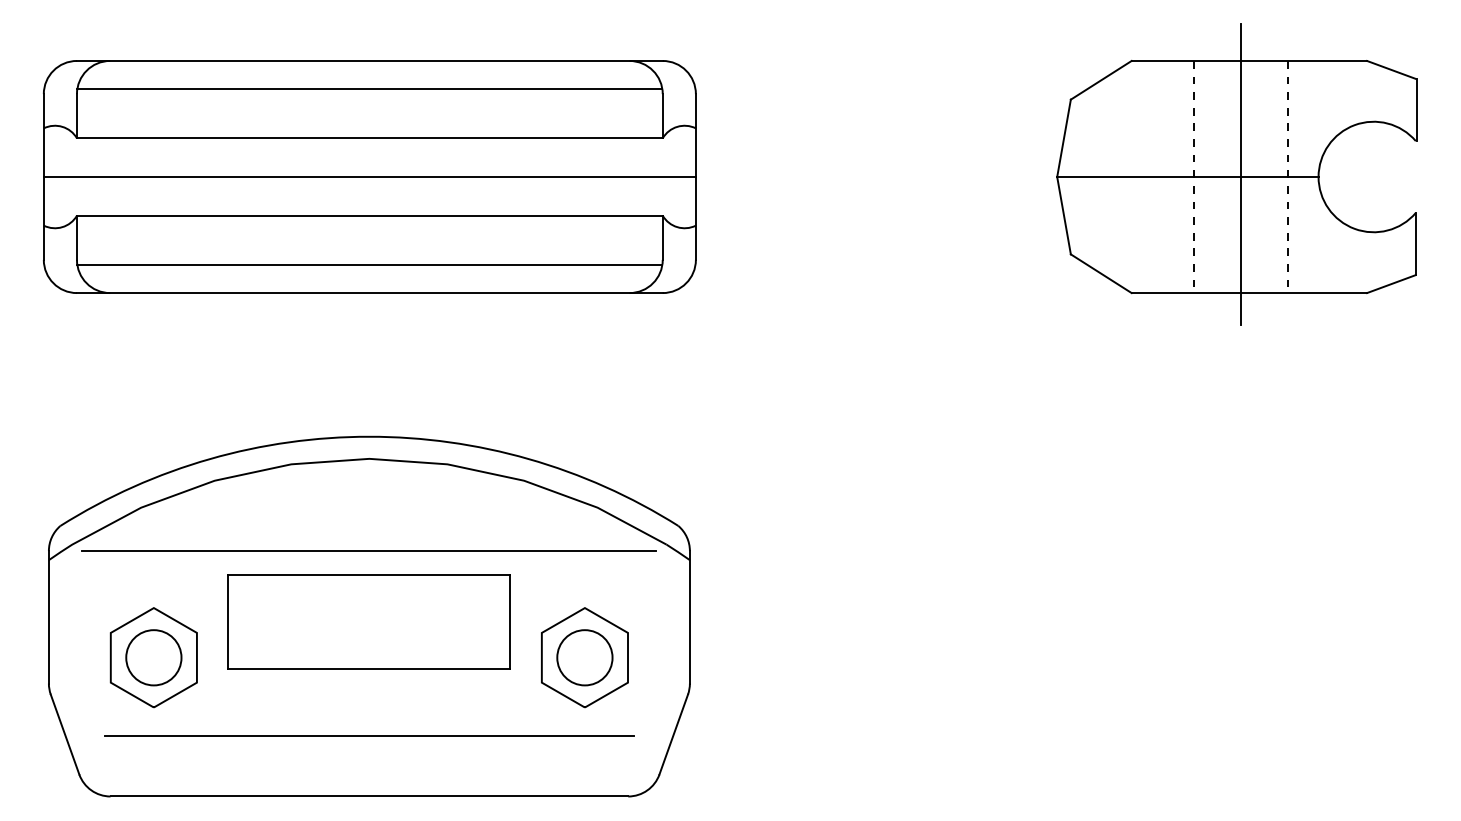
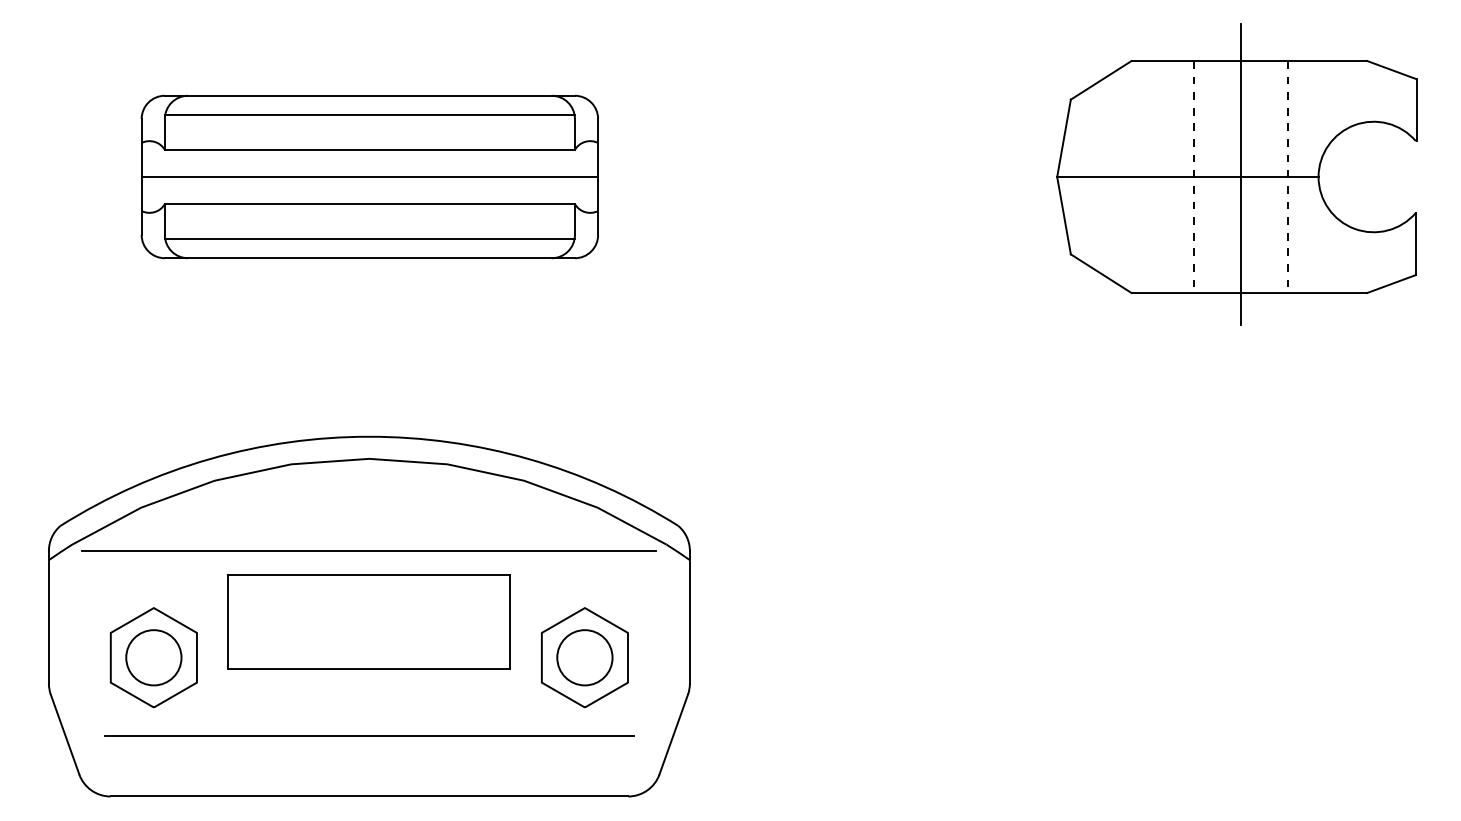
part size: 654x234 px -> 459x166 px (369, 176)
